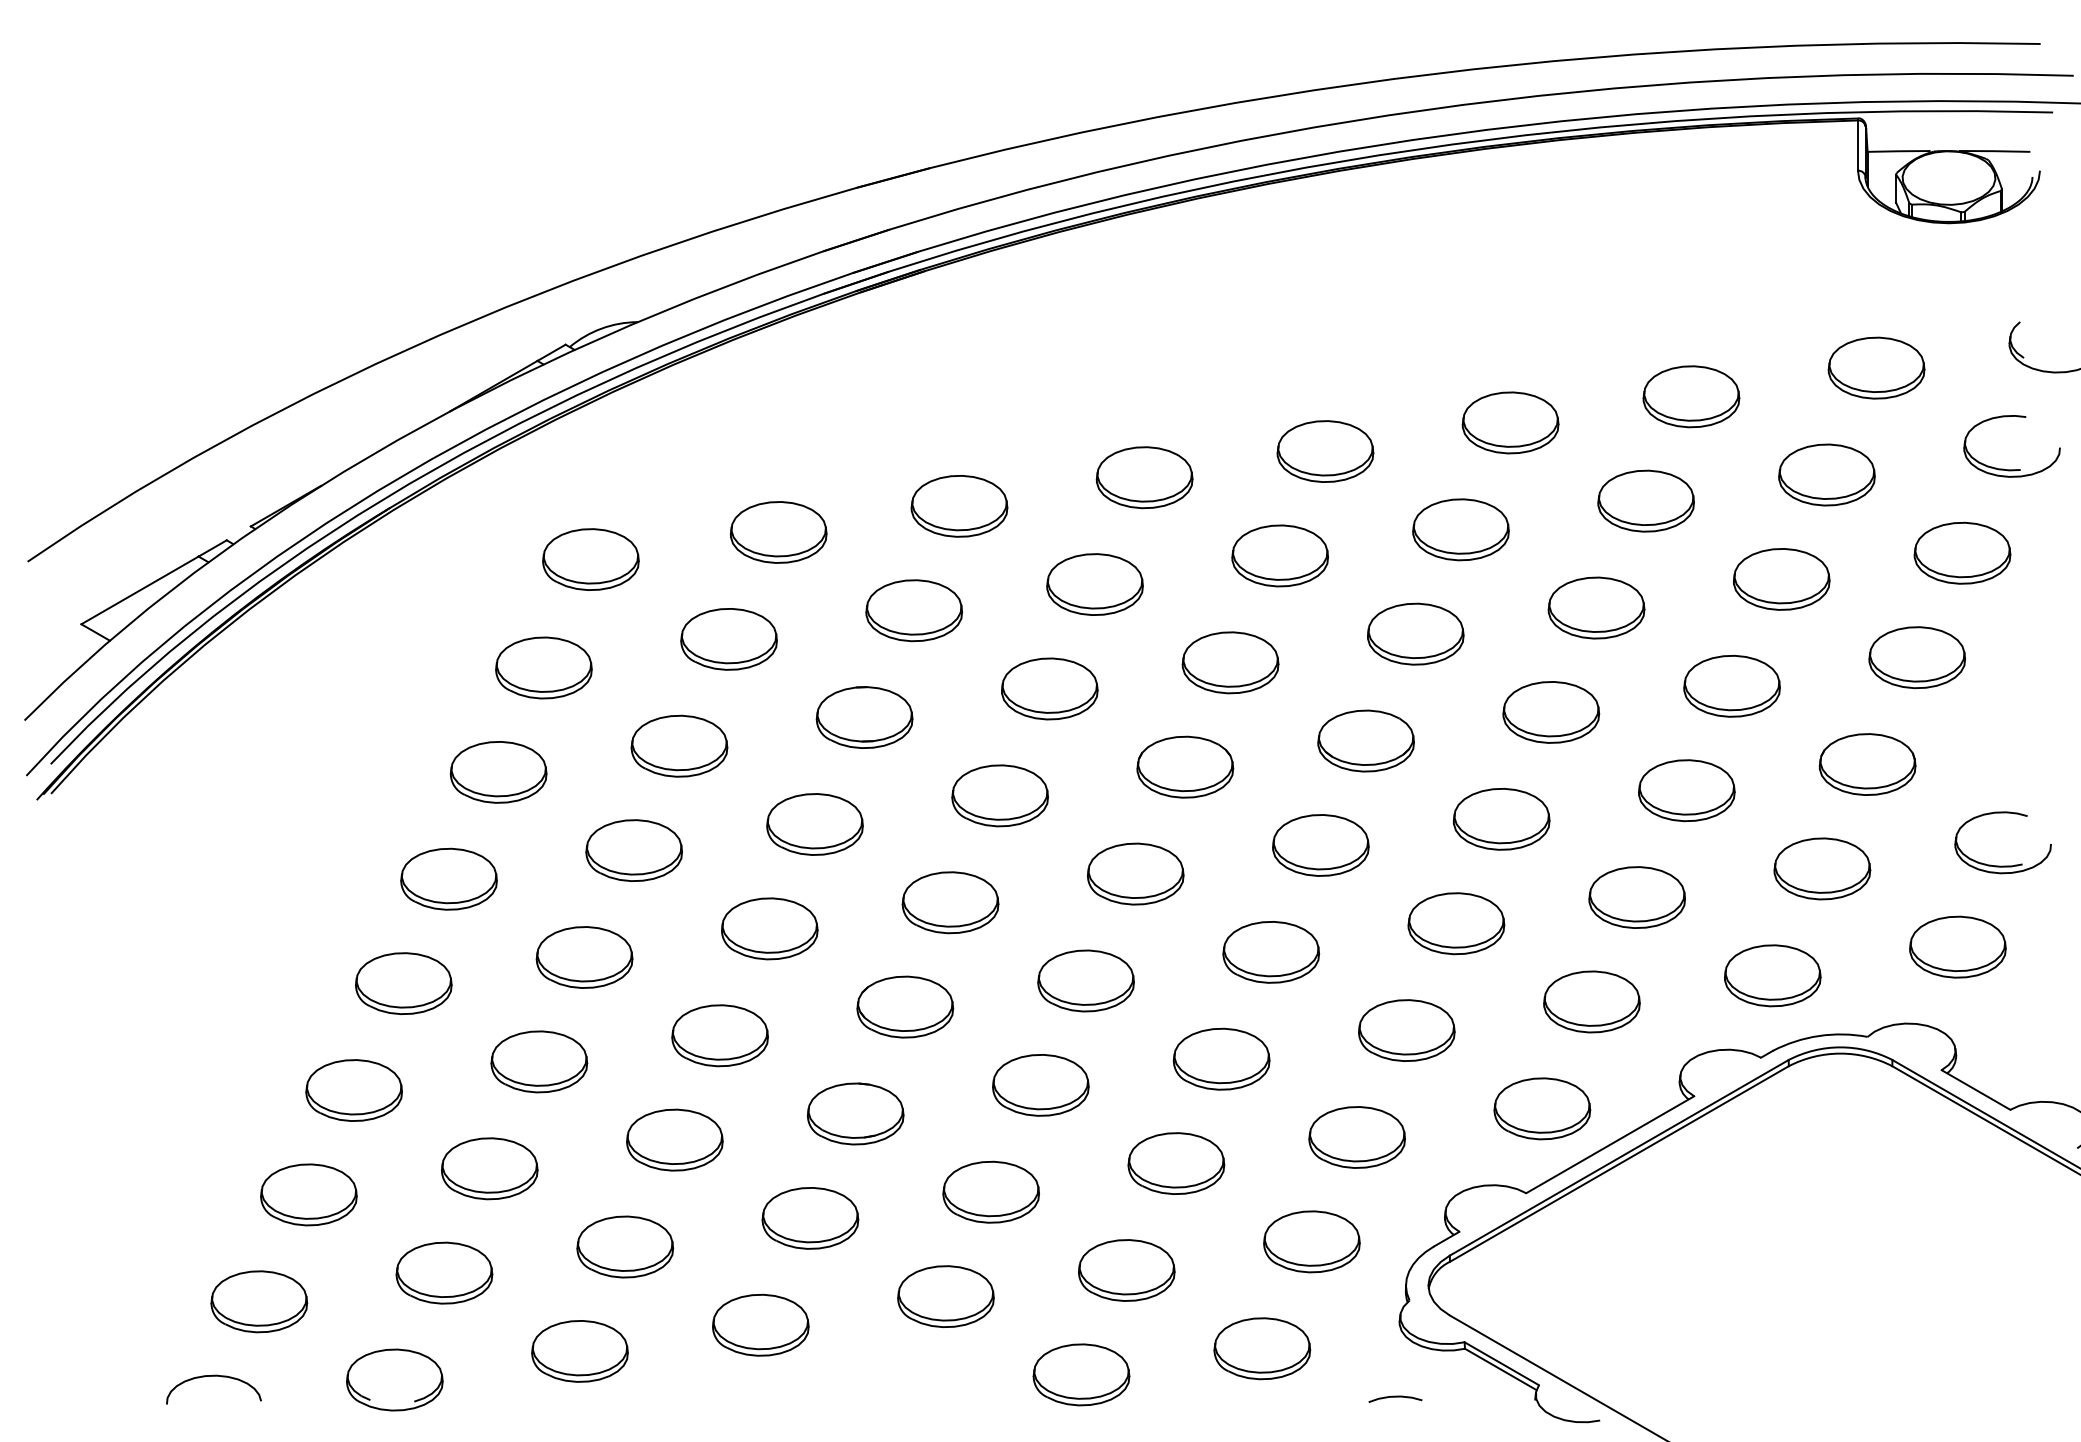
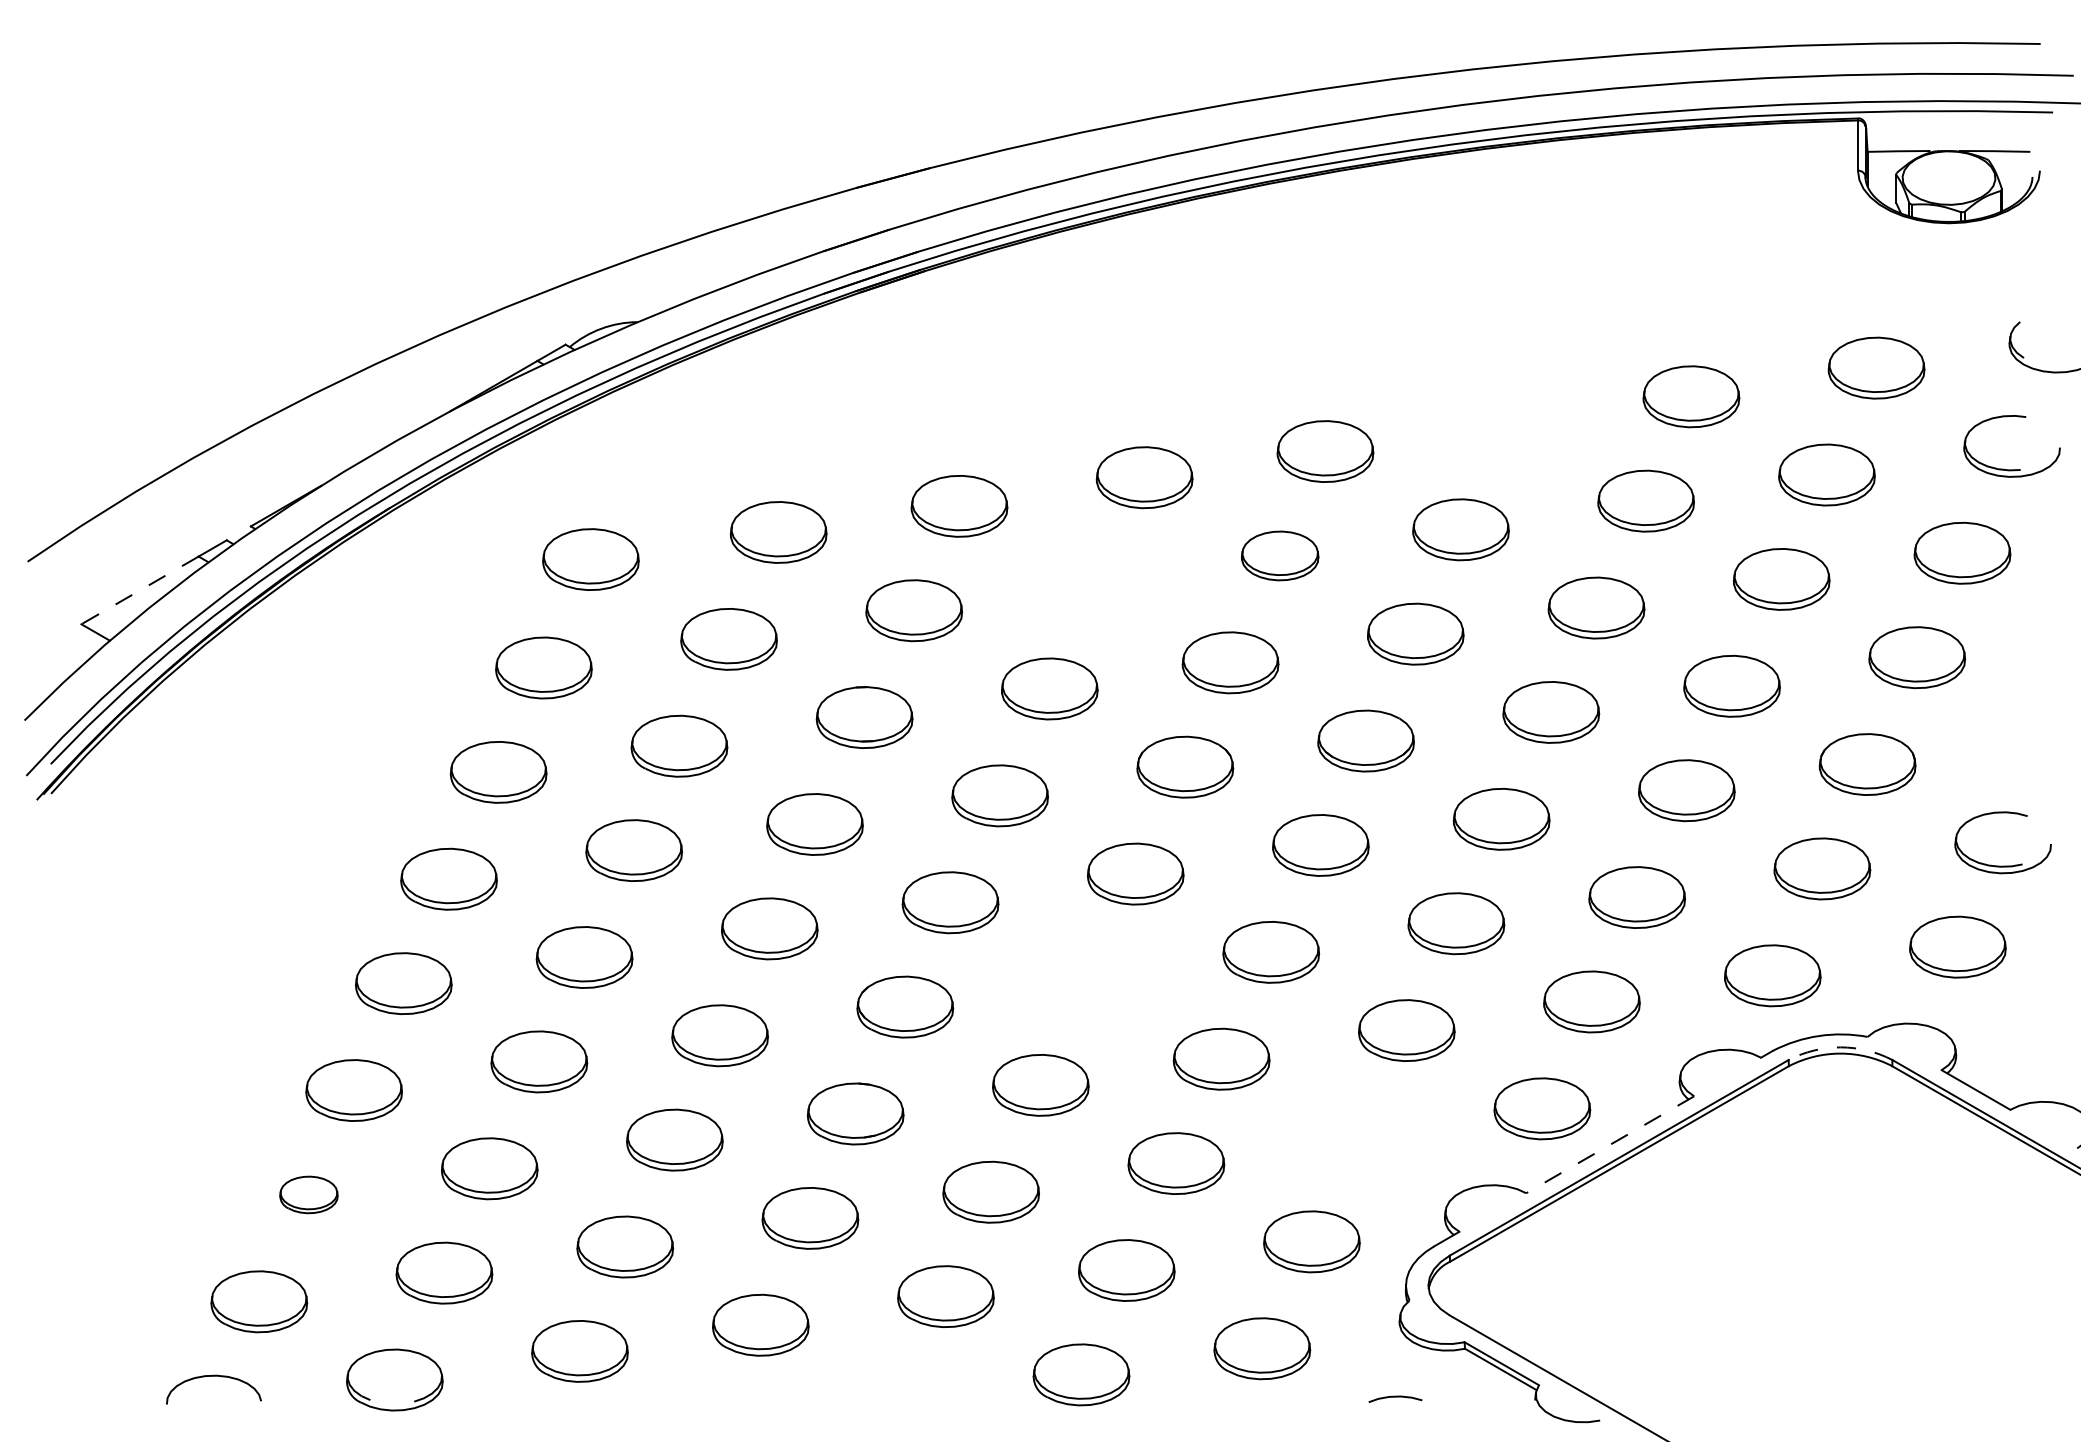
part: present -> none (1510, 422)
part size: 98x64 px -> 79x52 px (1280, 555)
part: present -> none (1094, 584)
line: solid -> dashed (140, 590)
part: present -> none (1085, 980)
arc: solid -> dashed (1840, 1047)
part: present -> none (1356, 1137)
line: solid -> dashed (1610, 1144)
part size: 98x64 px -> 60x40 px (308, 1194)
